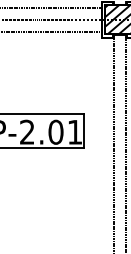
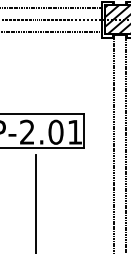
line: none -> present (35, 202)
